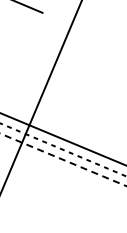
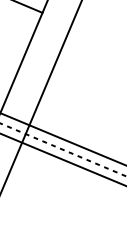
line: none -> present (24, 55)
line: dashed -> solid (63, 159)
